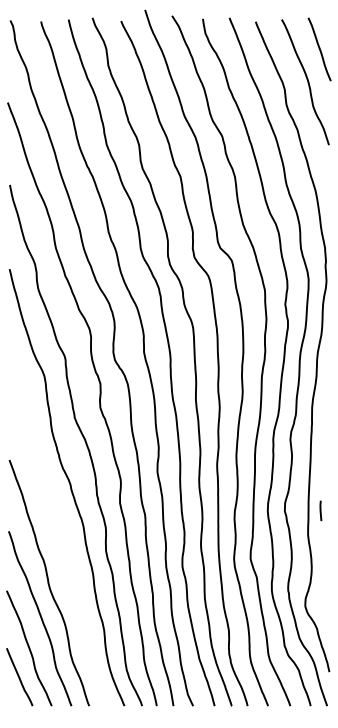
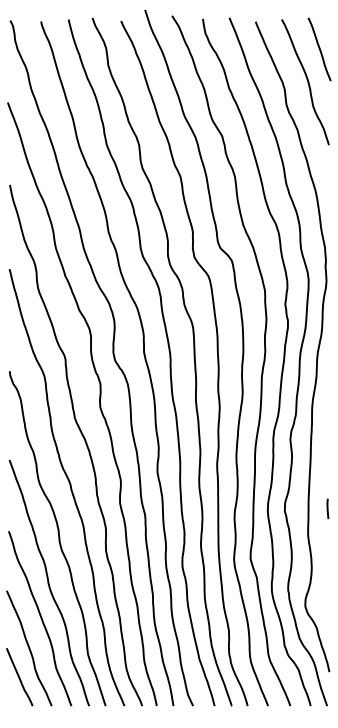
line position: (320, 510) -> (327, 508) (327, 508)
curve: none -> present (58, 538)
